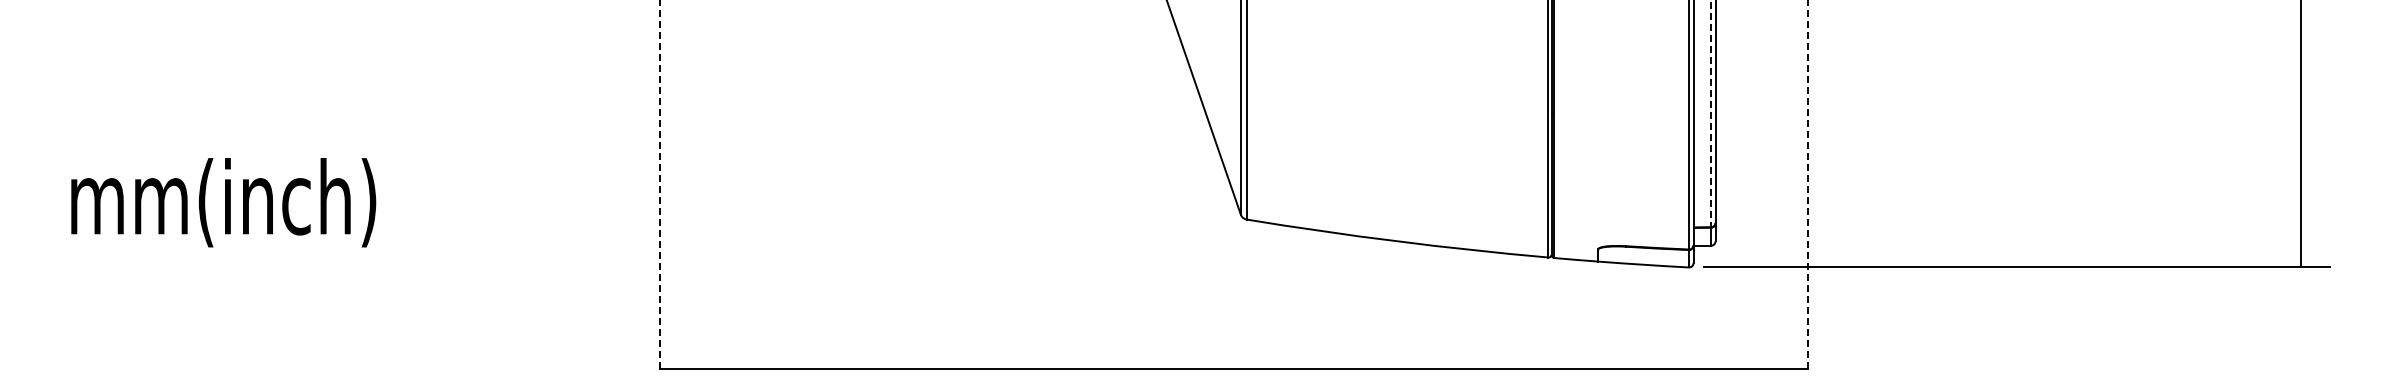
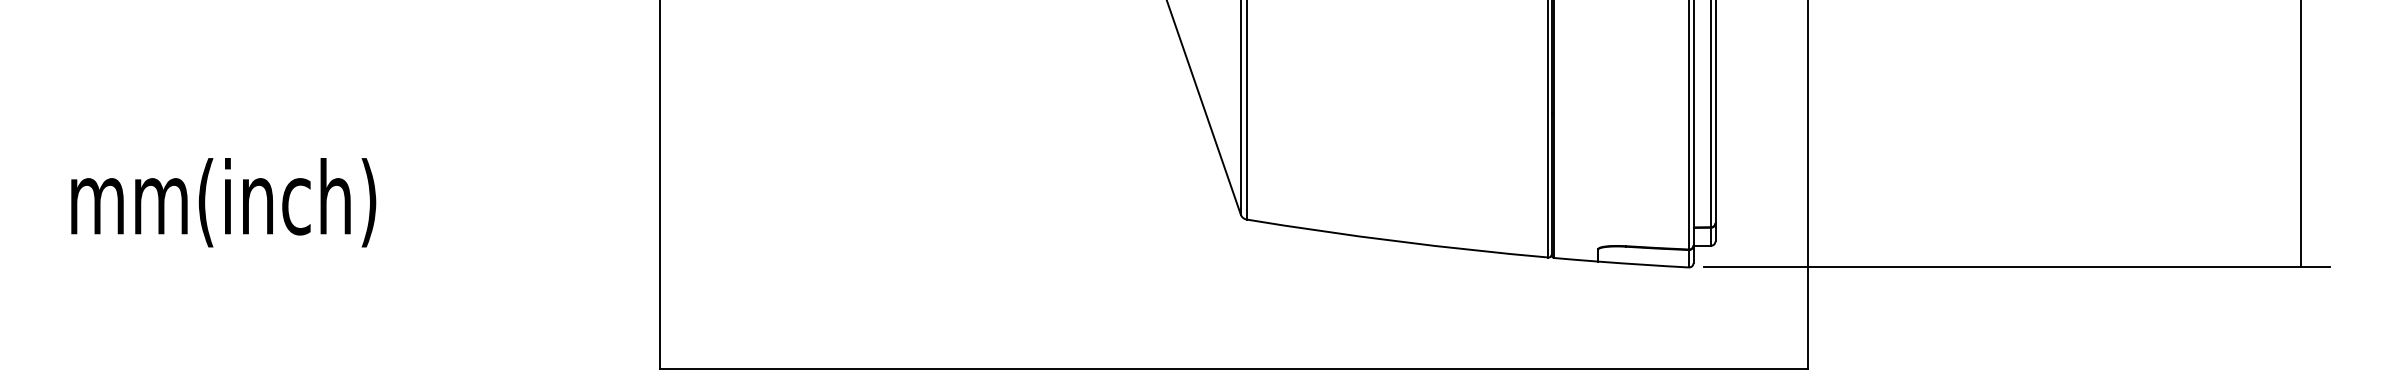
line: dashed -> solid (1711, 114)
line: dashed -> solid (659, 184)
line: dashed -> solid (1808, 185)
